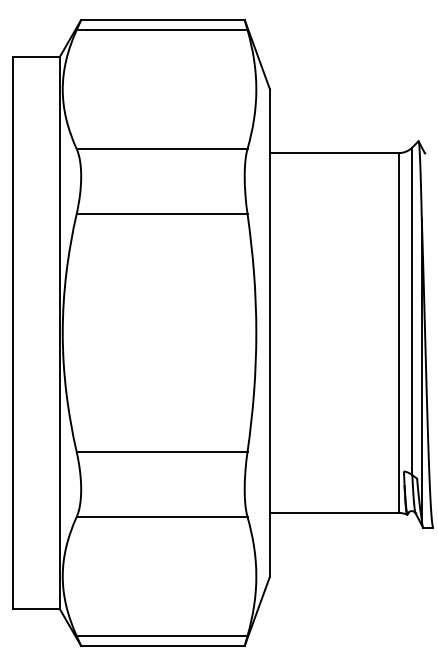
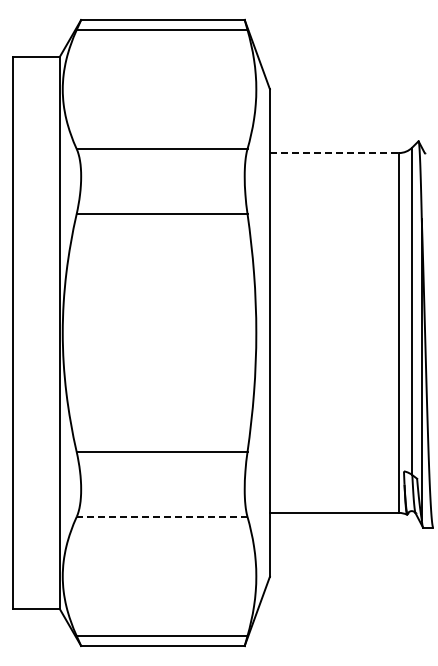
line: solid -> dashed (334, 153)
line: solid -> dashed (161, 516)
